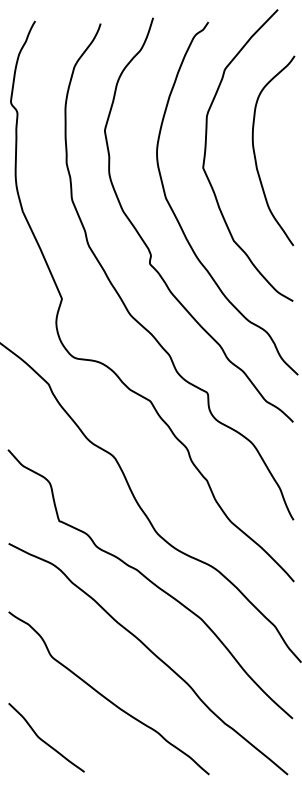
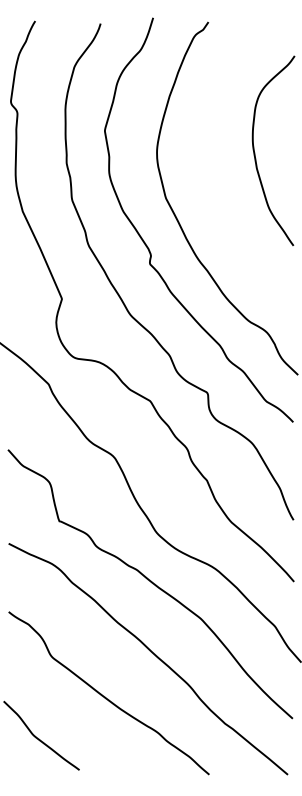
curve: present -> none (206, 150)
curve position: (44, 740) -> (39, 738) (39, 738)
